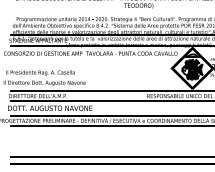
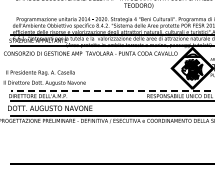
line: solid -> dashed (112, 90)
line: present -> none (111, 126)
line: present -> none (111, 156)
